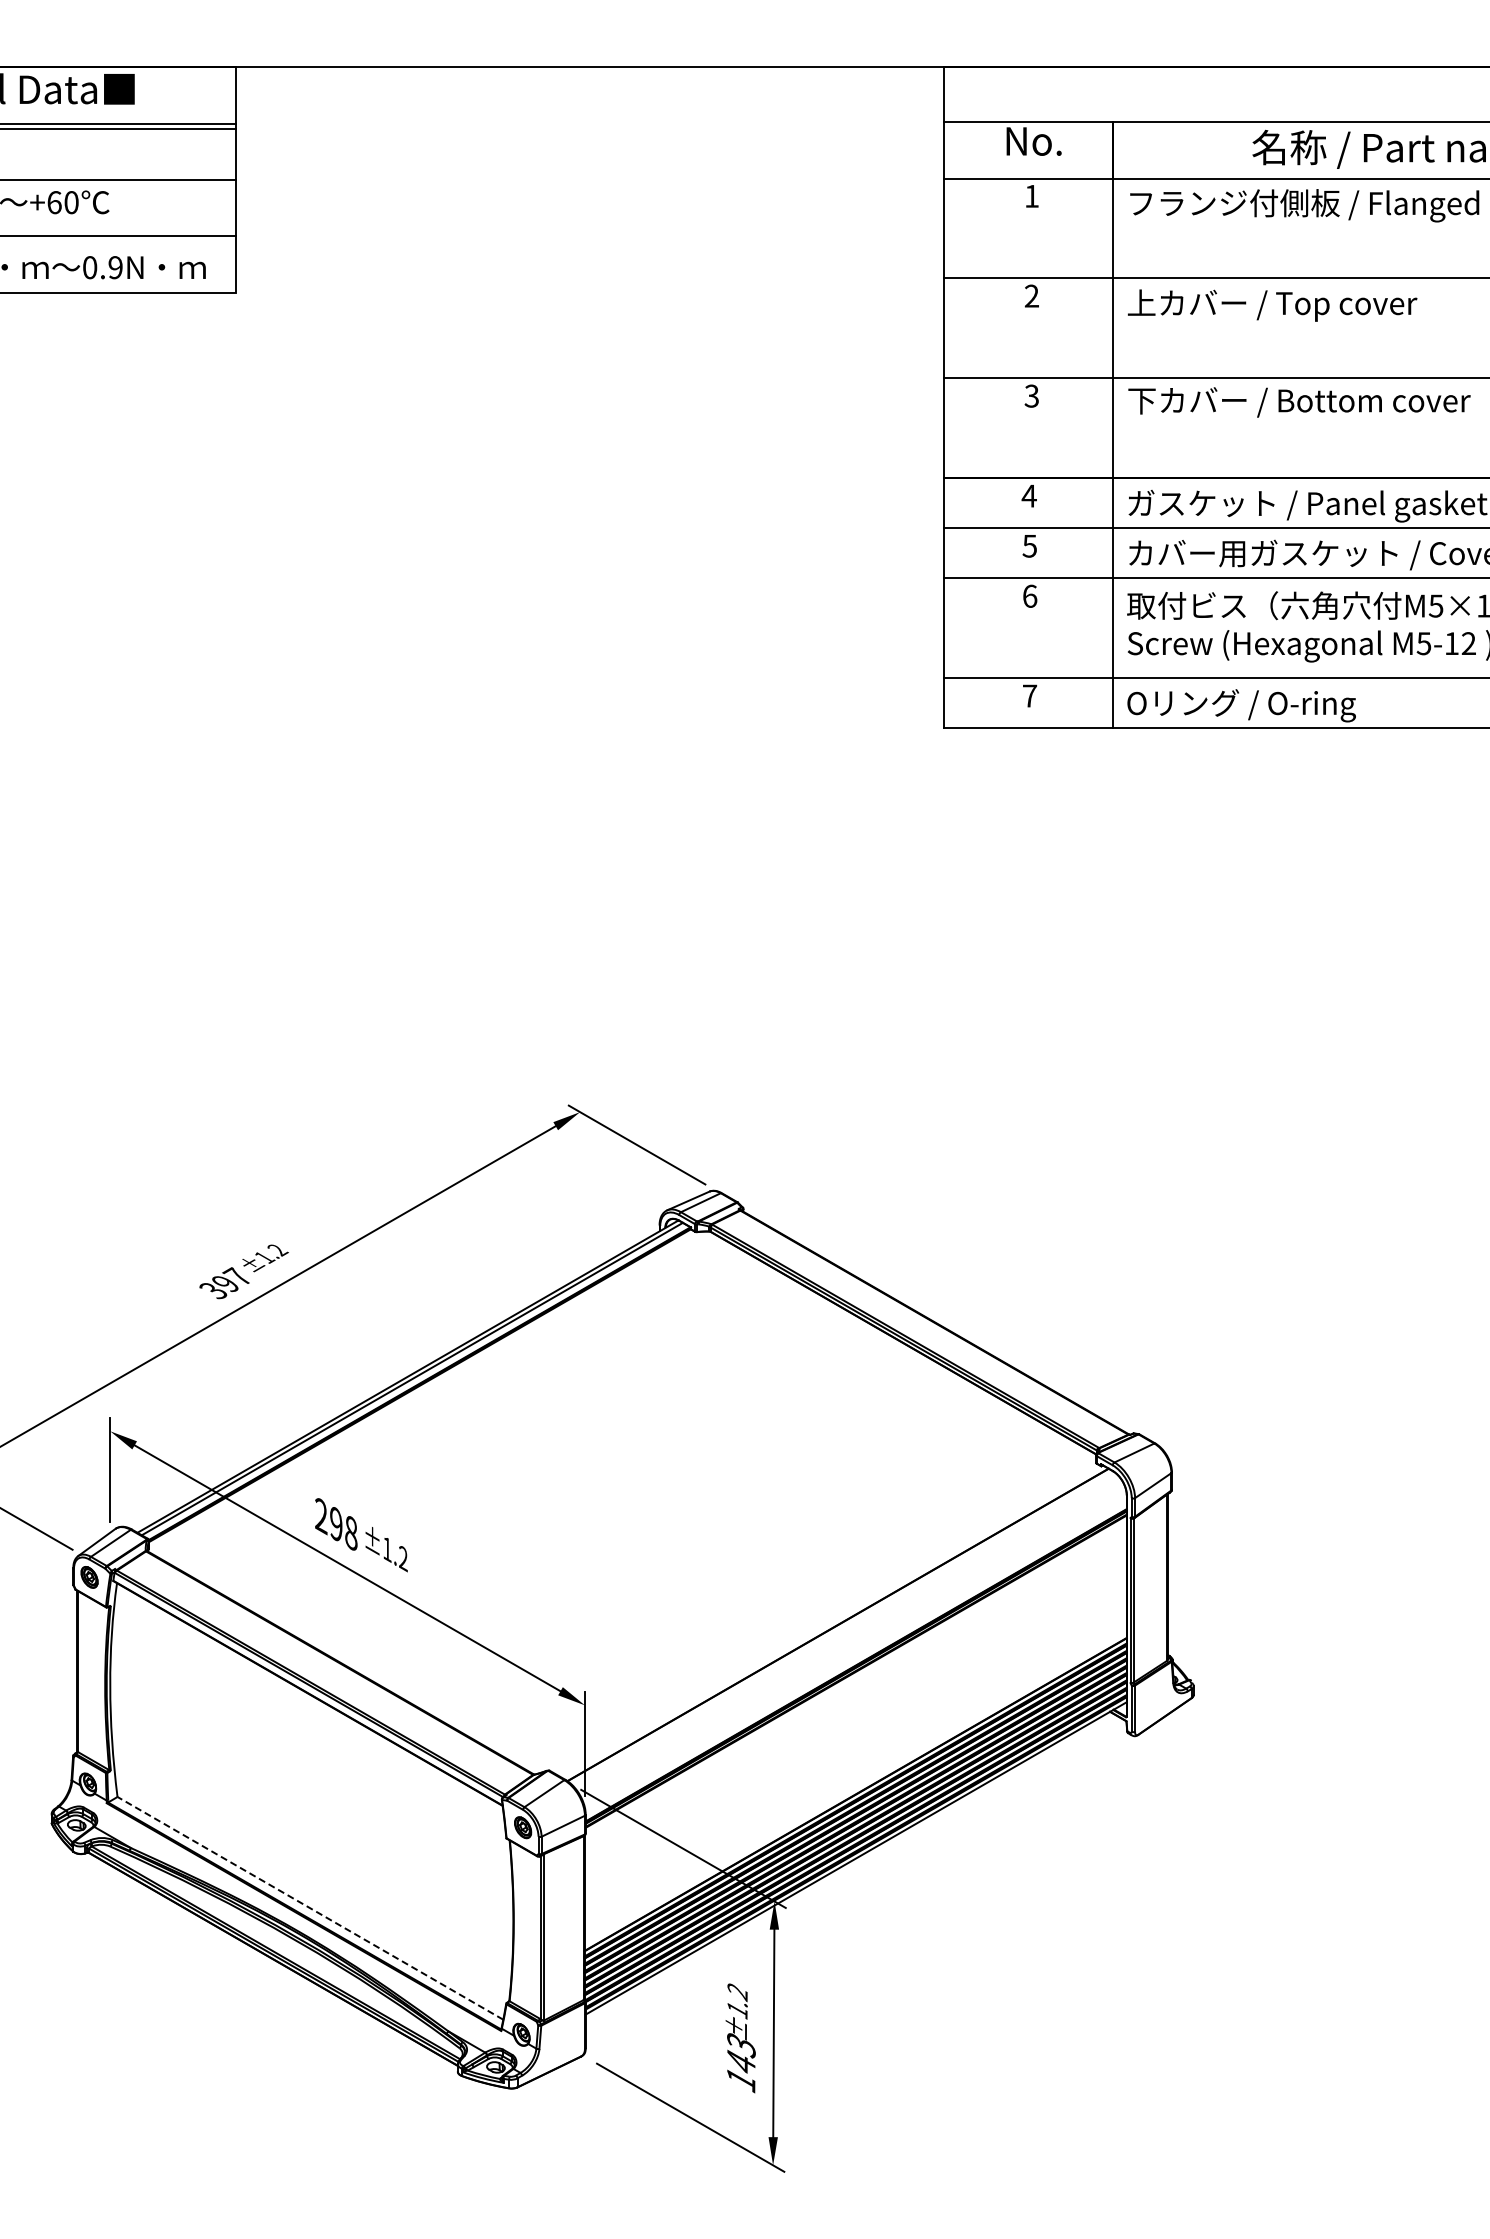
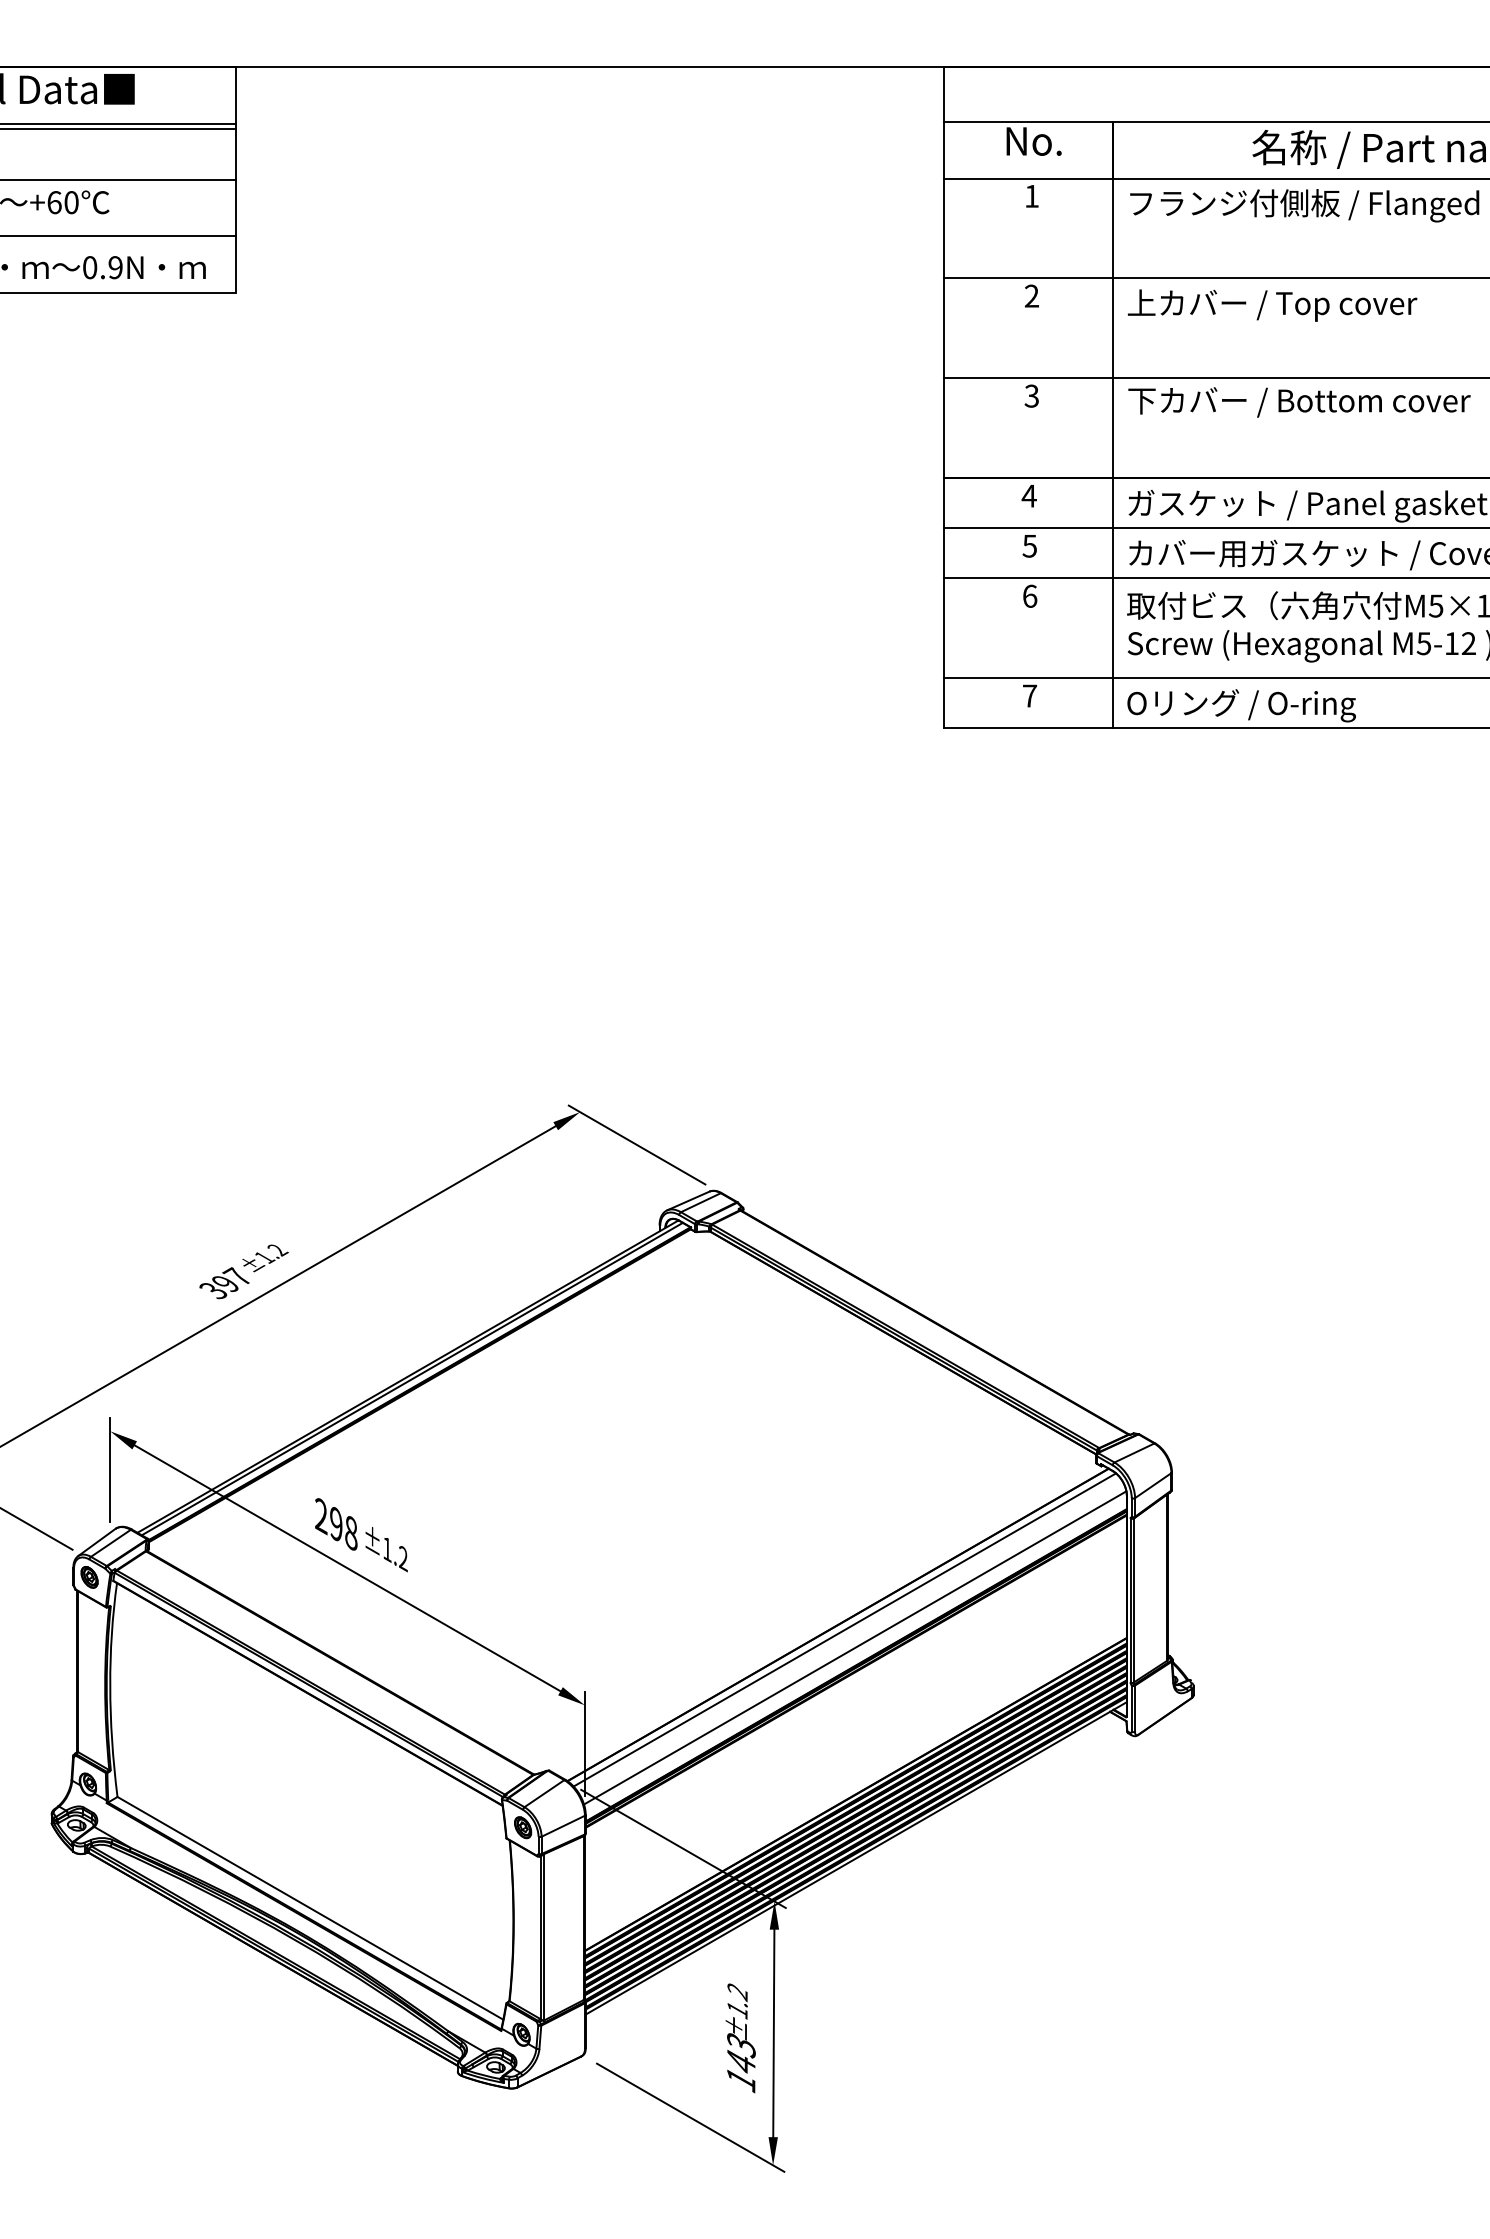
line: none -> present (844, 1629)
line: none -> present (855, 1647)
line: dashed -> solid (310, 1908)
